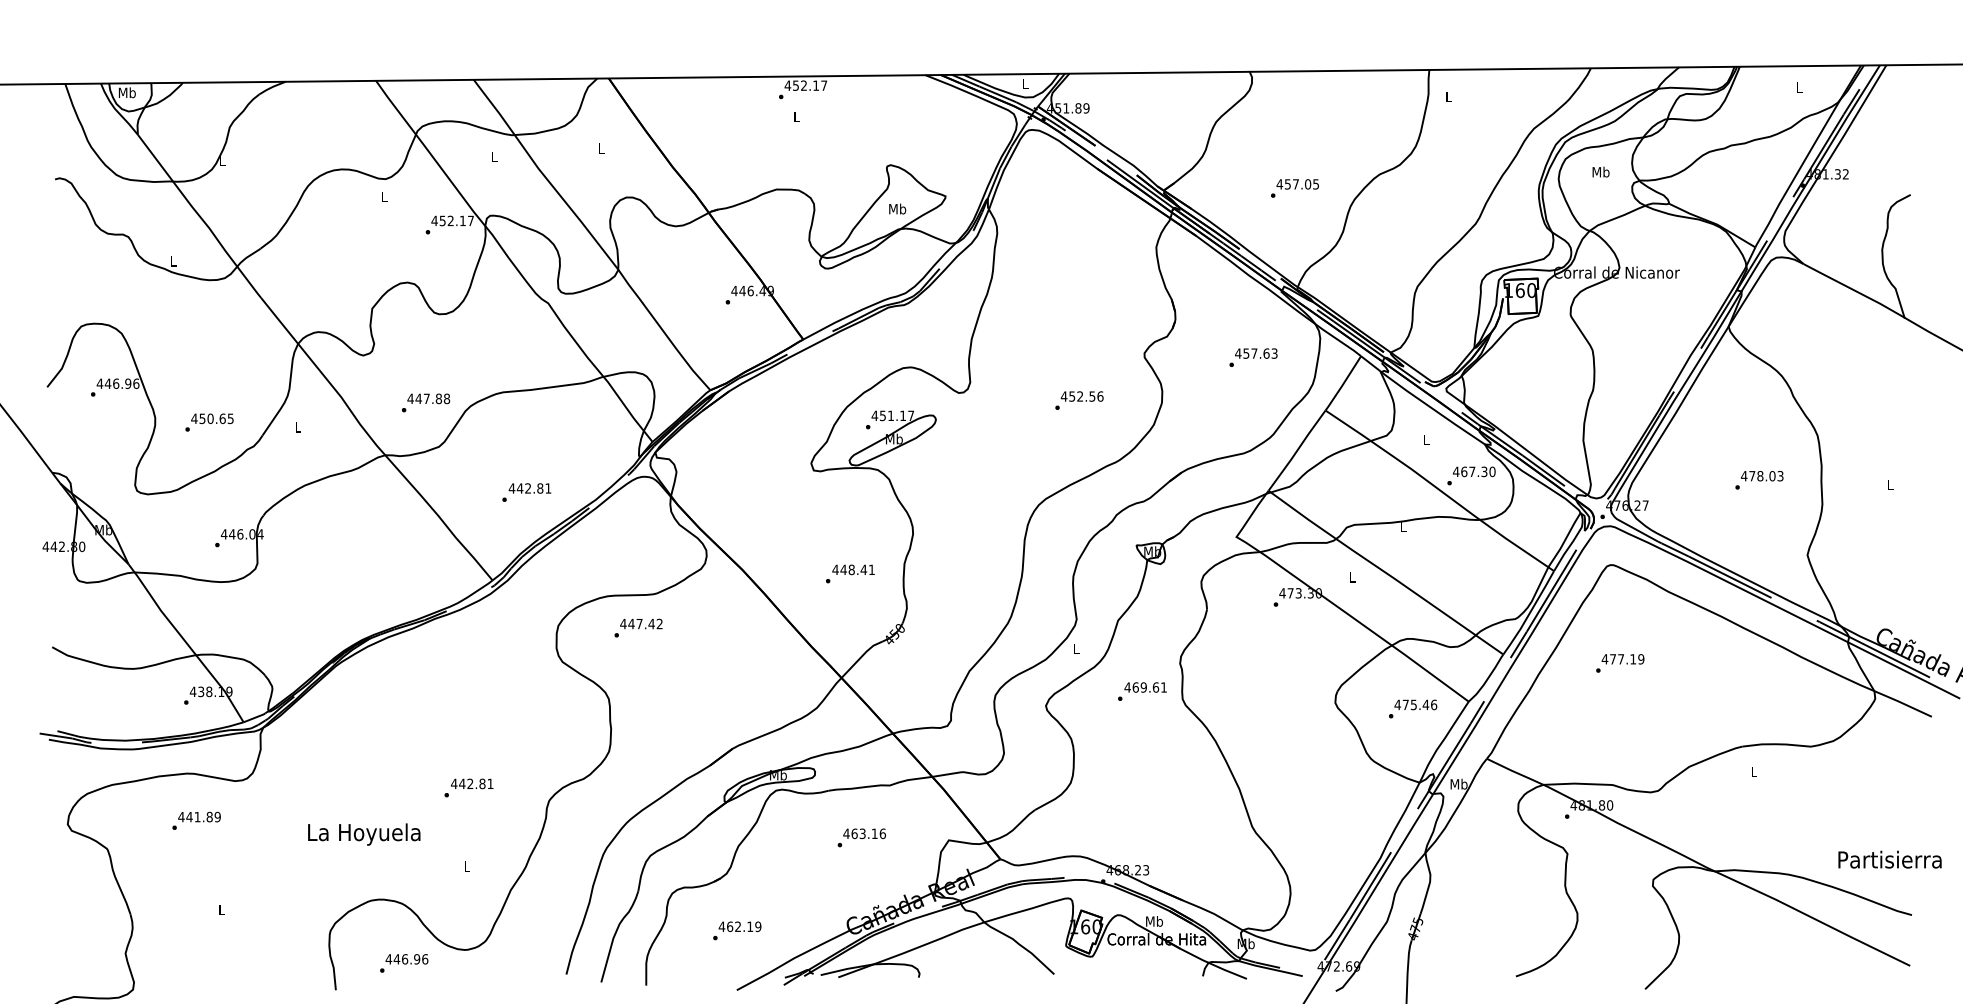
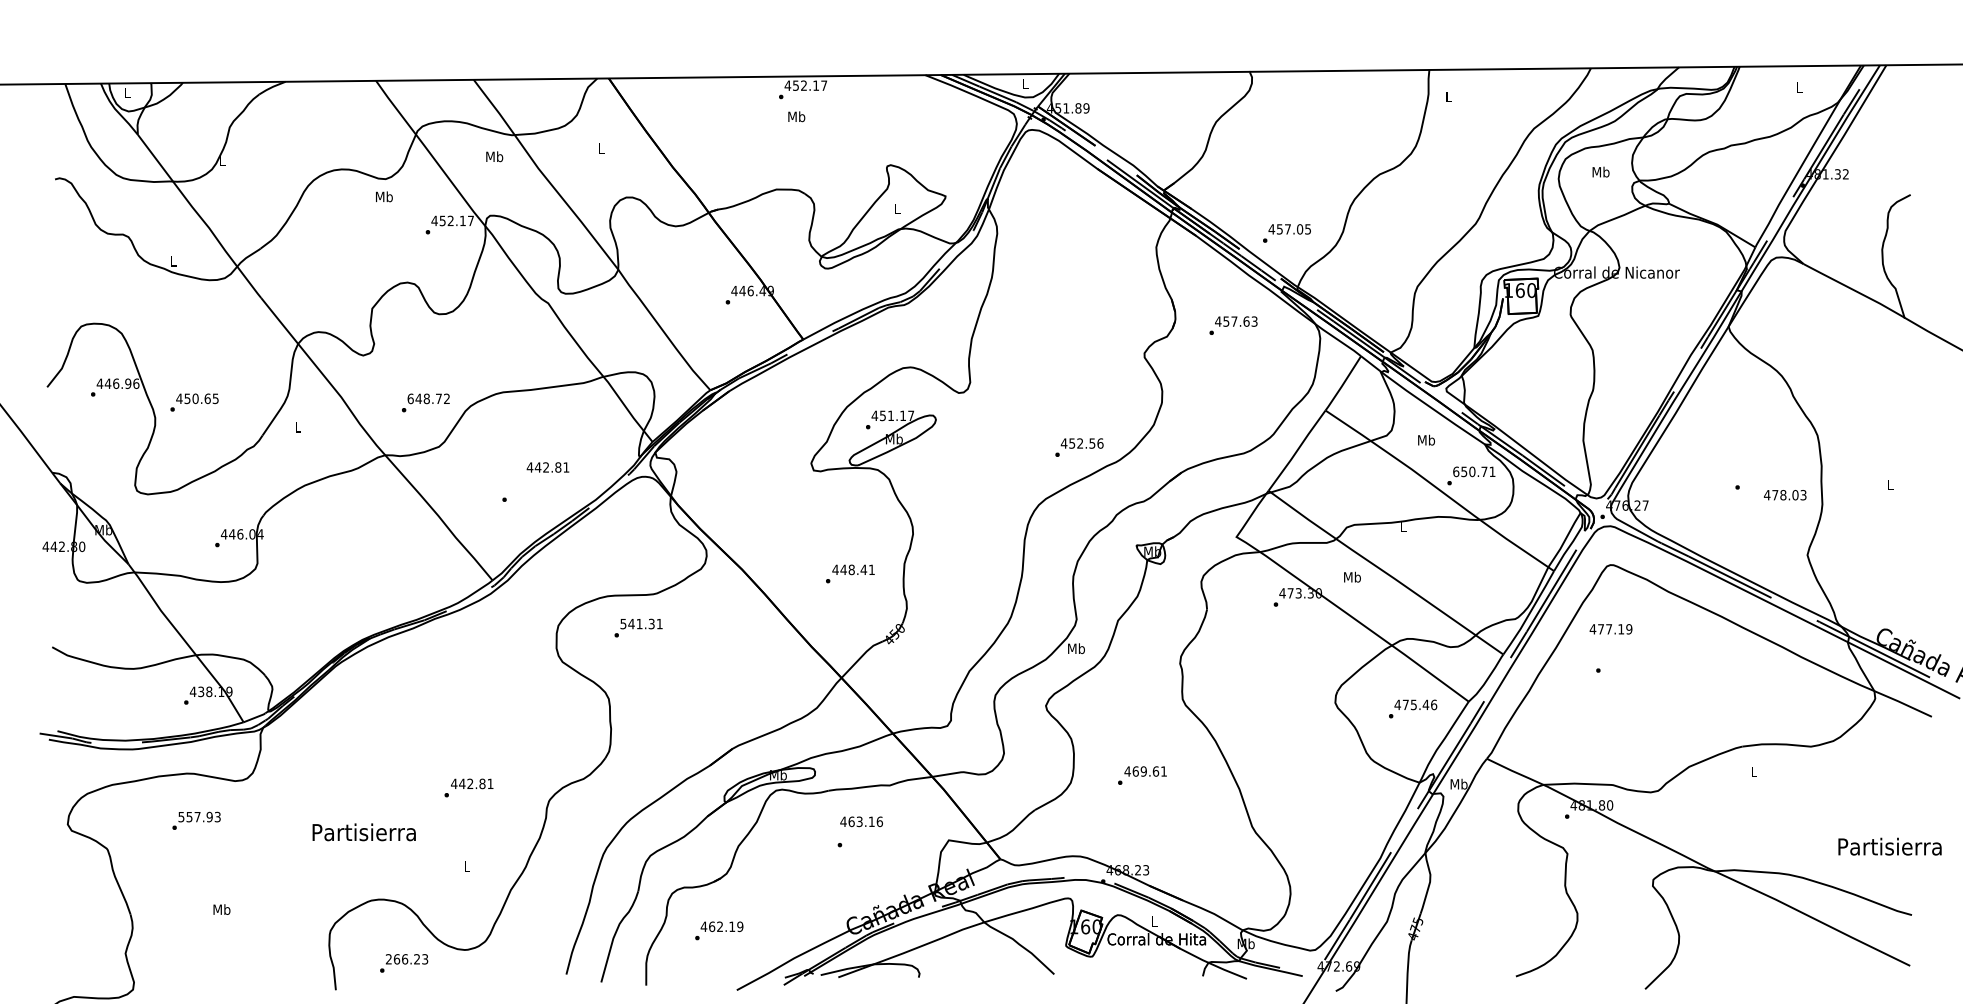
text: Mb -> L (126, 92)
text: L -> Mb (796, 116)
text: L -> Mb (494, 156)
text position: (1294, 188) -> (1286, 233) (1286, 233)
text: L -> Mb (384, 196)
text: Mb -> L (897, 208)
text position: (1253, 357) -> (1233, 325) (1233, 325)
text: 447.88 -> 648.72 (428, 398)
text position: (1079, 400) -> (1079, 447) (1079, 447)
text position: (209, 422) -> (194, 402) (194, 402)
text: L -> Mb (1426, 439)
text: 467.30 -> 650.71 (1473, 471)
text position: (1762, 476) -> (1785, 495) (1785, 495)
text position: (529, 488) -> (547, 467) (547, 467)
text: L -> Mb (1352, 576)
text: 447.42 -> 541.31 (641, 623)
text: L -> Mb (1076, 648)
text position: (1622, 659) -> (1610, 629) (1610, 629)
text position: (1142, 691) -> (1142, 775) (1142, 775)
text: 441.89 -> 557.93 (199, 817)
text position: (864, 833) -> (861, 821) (861, 821)
text: La Hoyuela -> Partisierra (364, 834)
text position: (1889, 859) -> (1889, 846) (1889, 846)
text: L -> Mb (221, 909)
text: Mb -> L (1154, 921)
text position: (737, 930) -> (719, 930) (719, 930)
text: 446.96 -> 266.23 (406, 959)
